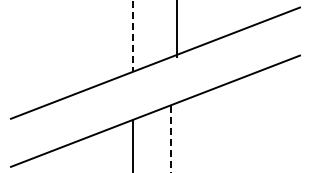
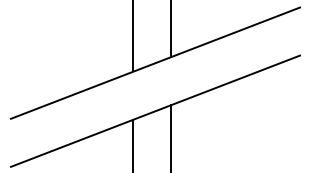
line position: (177, 29) -> (171, 29) (171, 29)
line: dashed -> solid (133, 36)
line: dashed -> solid (171, 138)
